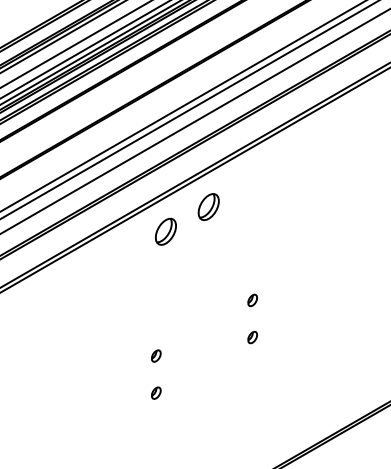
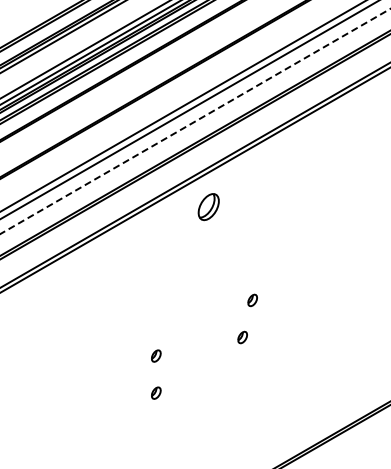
line: present -> none (75, 44)
line: solid -> dashed (195, 121)
part: present -> none (165, 231)
part position: (252, 337) -> (242, 337) (242, 337)
